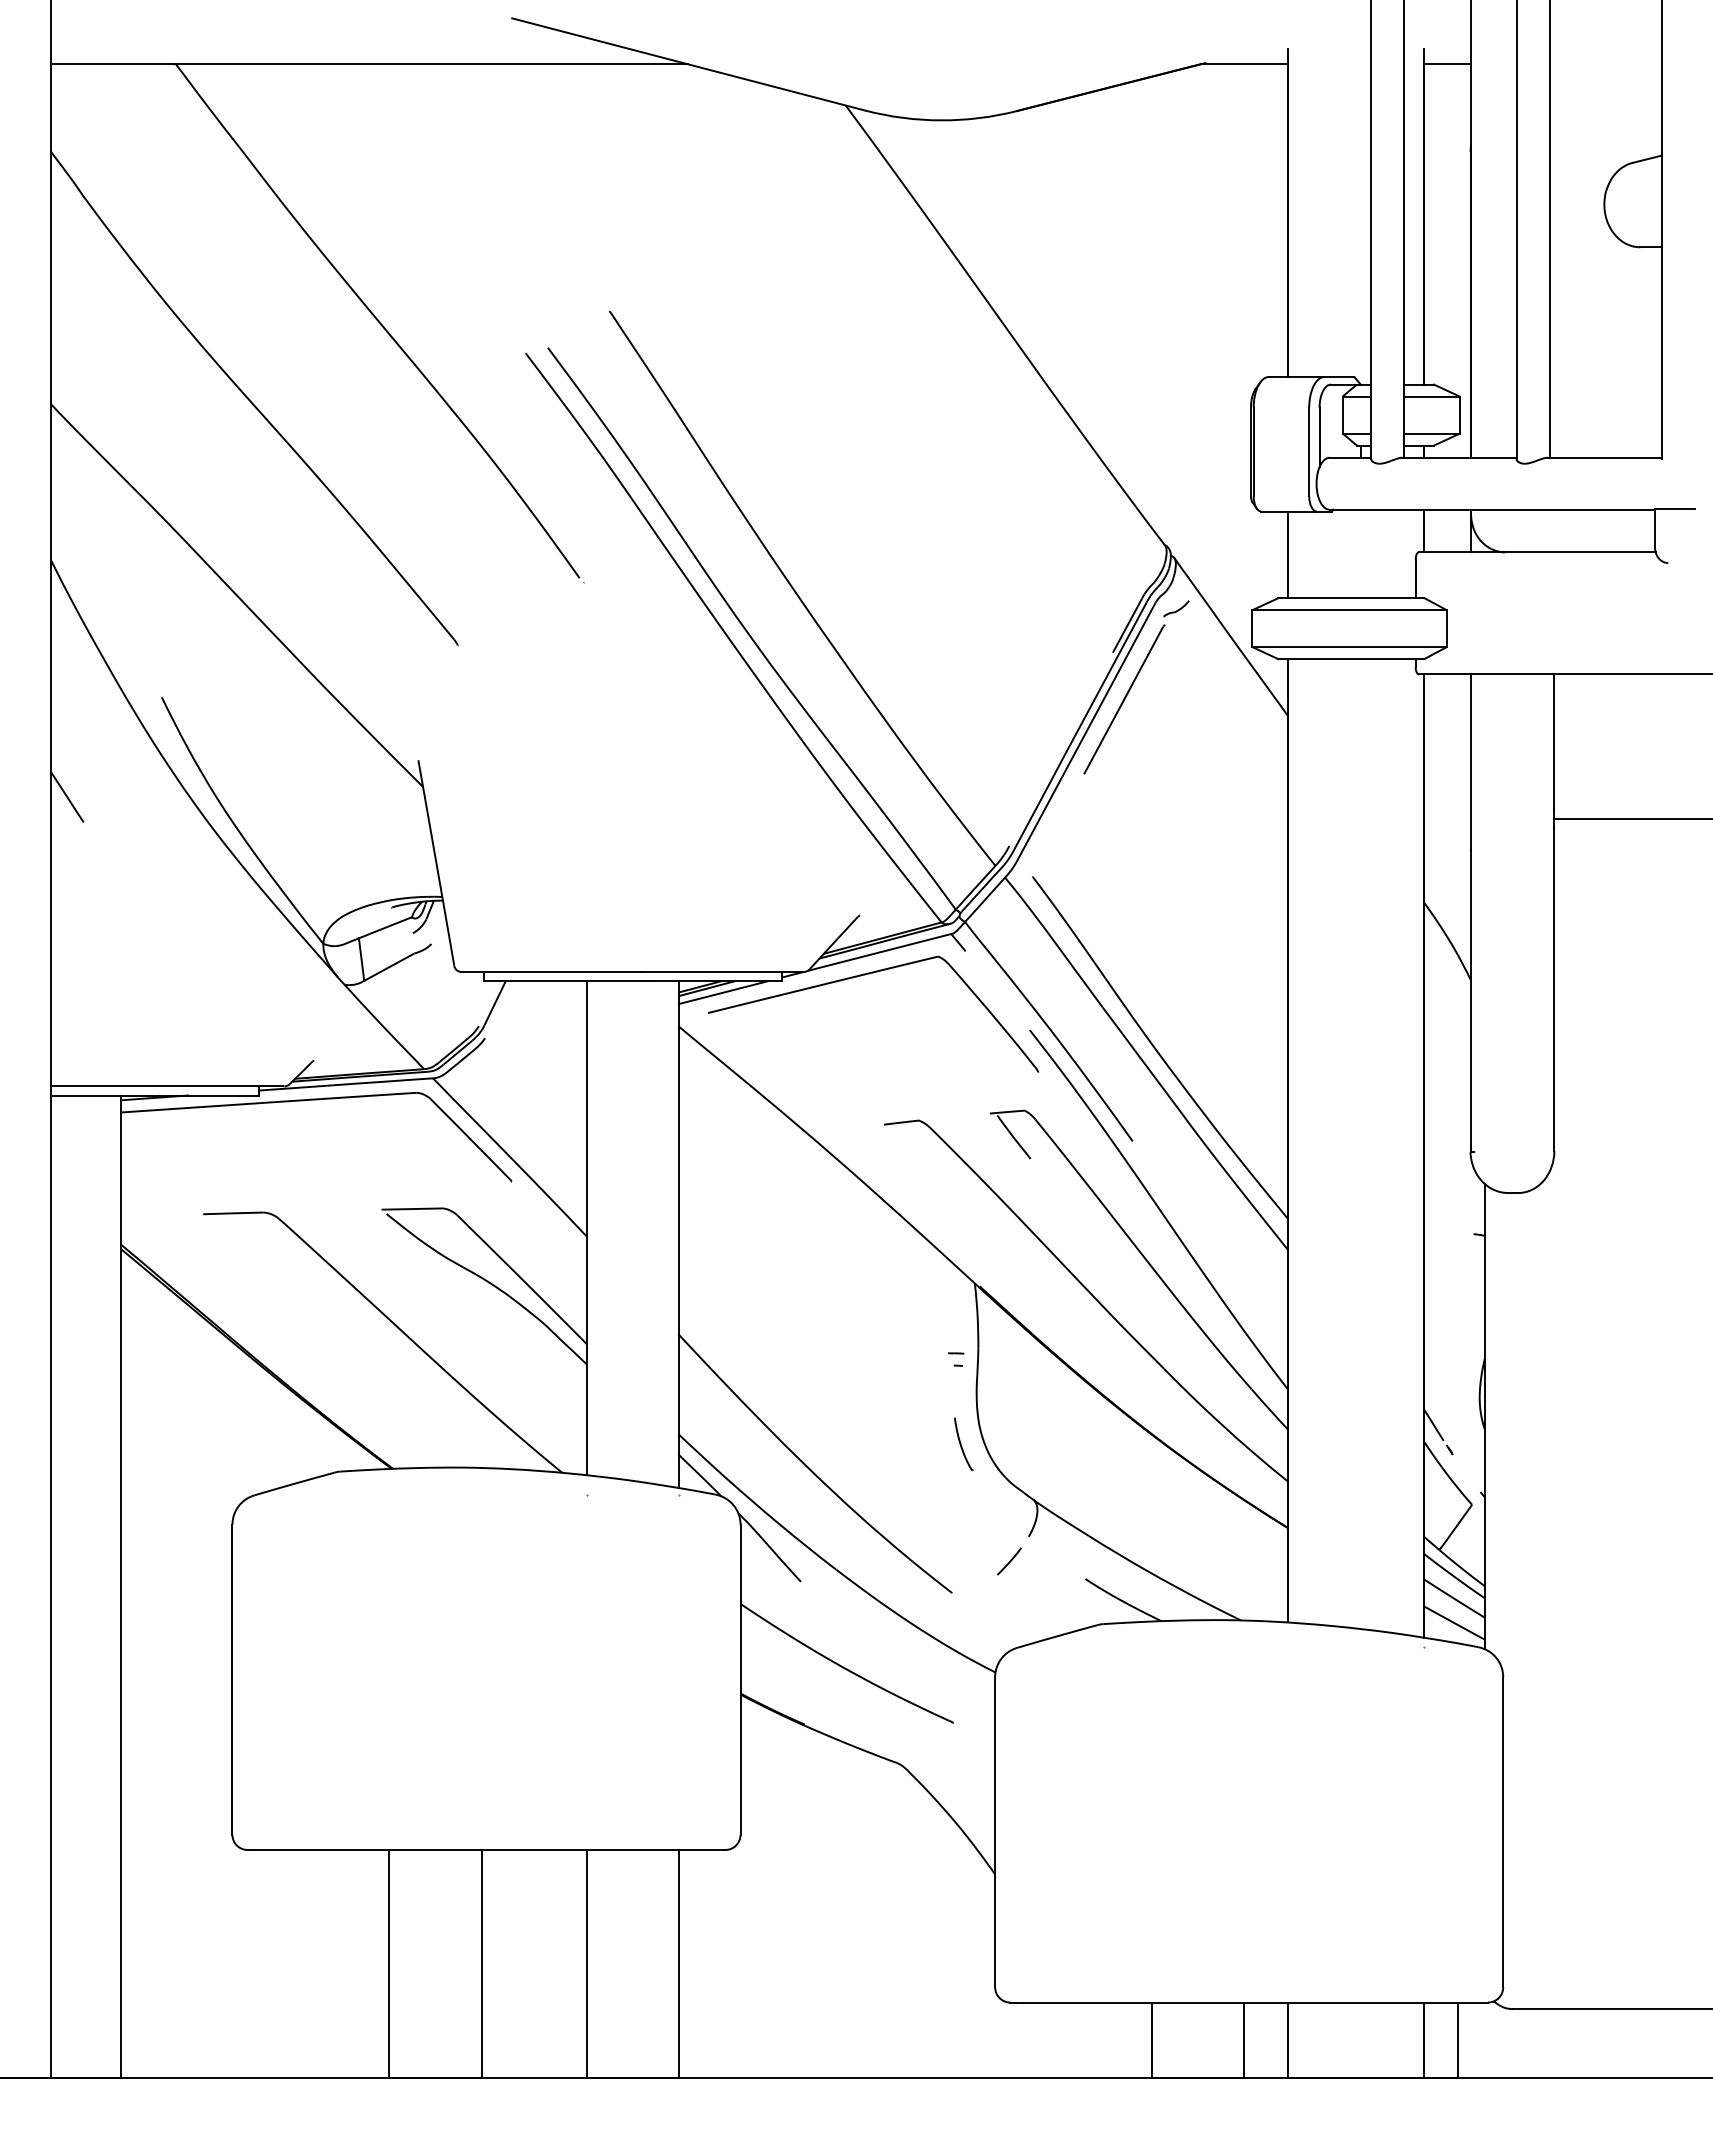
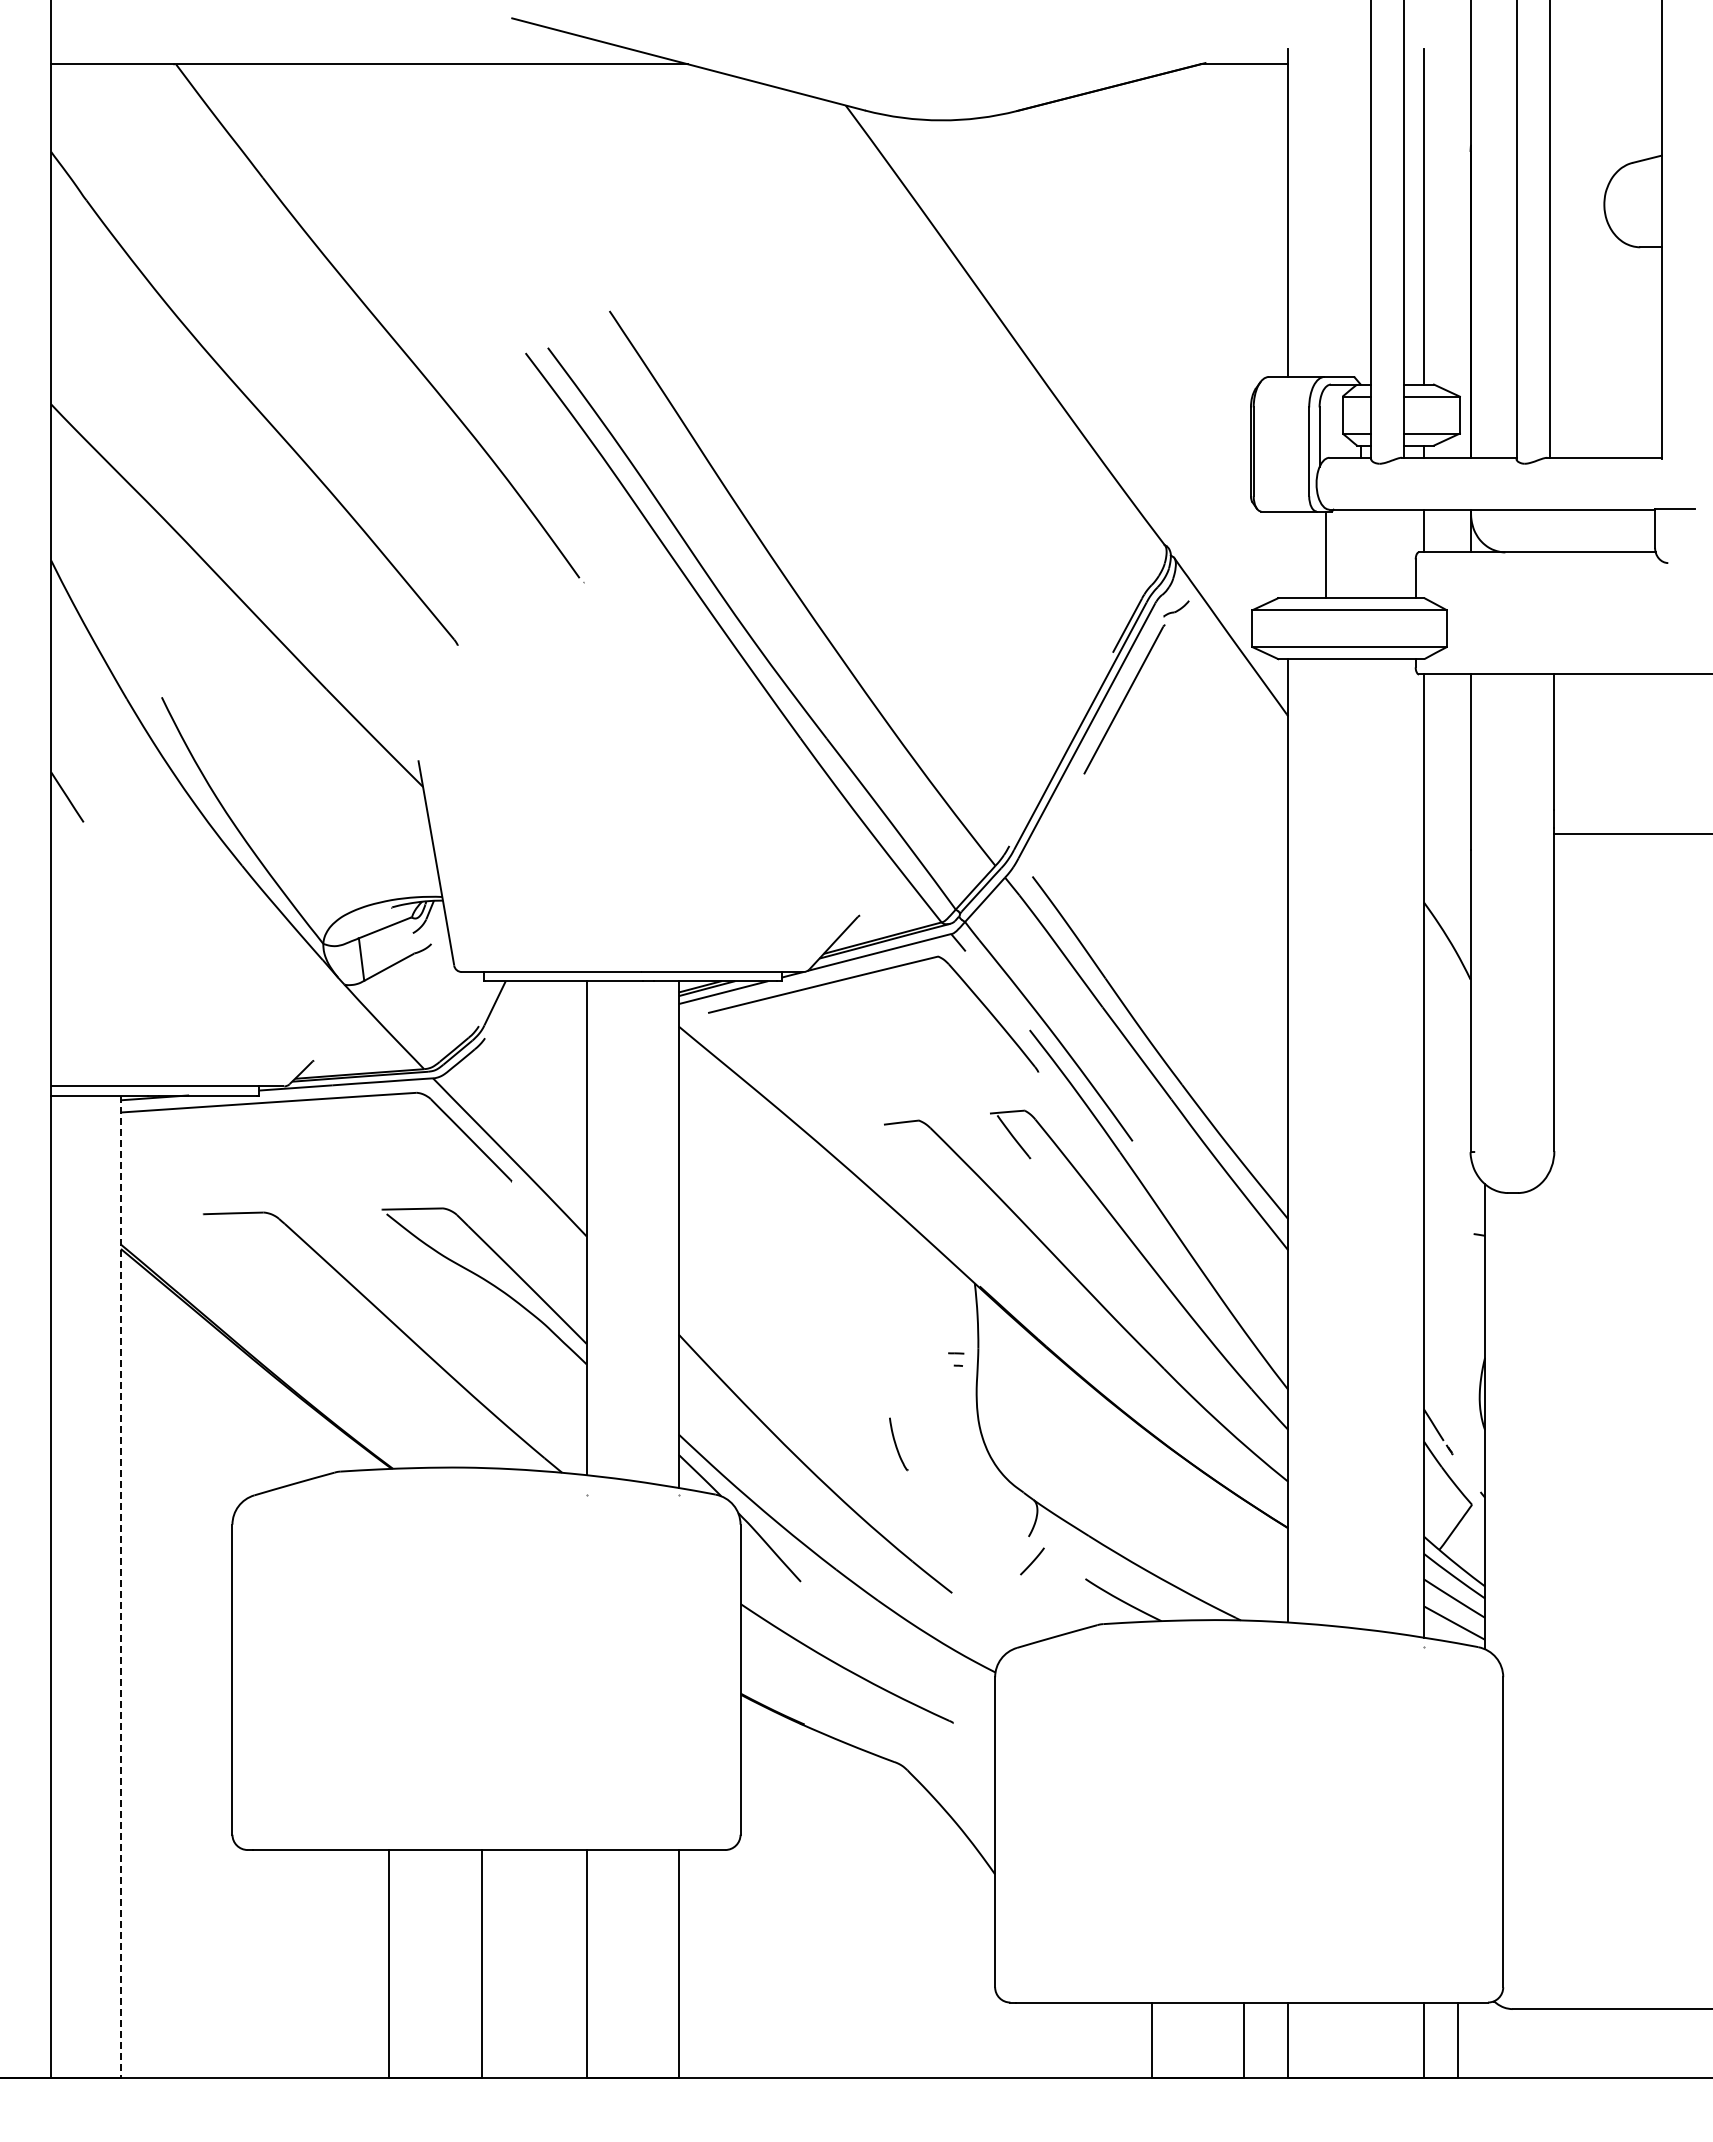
line: present -> none (1447, 64)
line position: (1288, 554) -> (1326, 554) (1326, 554)
line position: (1631, 819) -> (1631, 834) (1631, 834)
part position: (963, 1444) -> (898, 1444) (898, 1444)
line position: (1009, 1561) -> (1032, 1561) (1032, 1561)
line: solid -> dashed (120, 1587)
